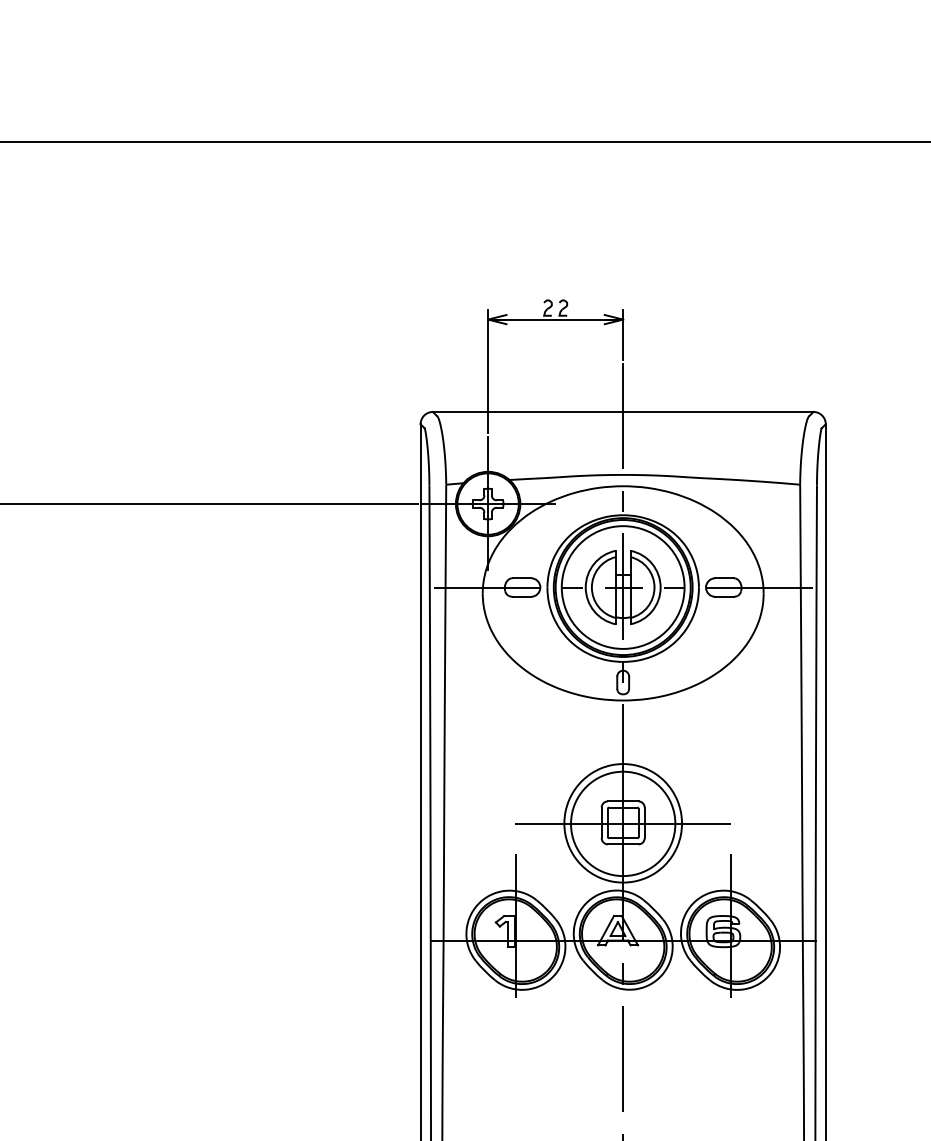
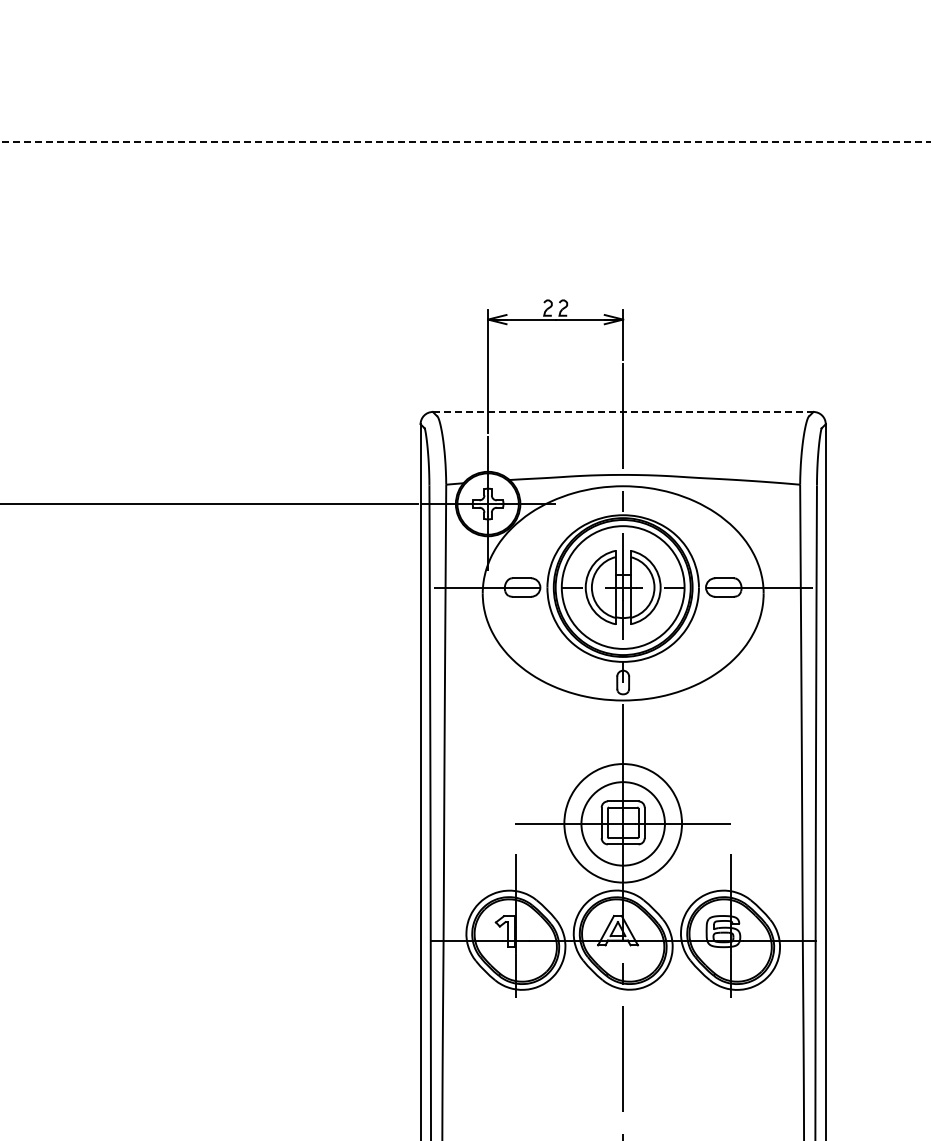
line: solid -> dashed (465, 142)
line: solid -> dashed (622, 411)
circle diameter: 104 px -> 83 px (622, 823)
